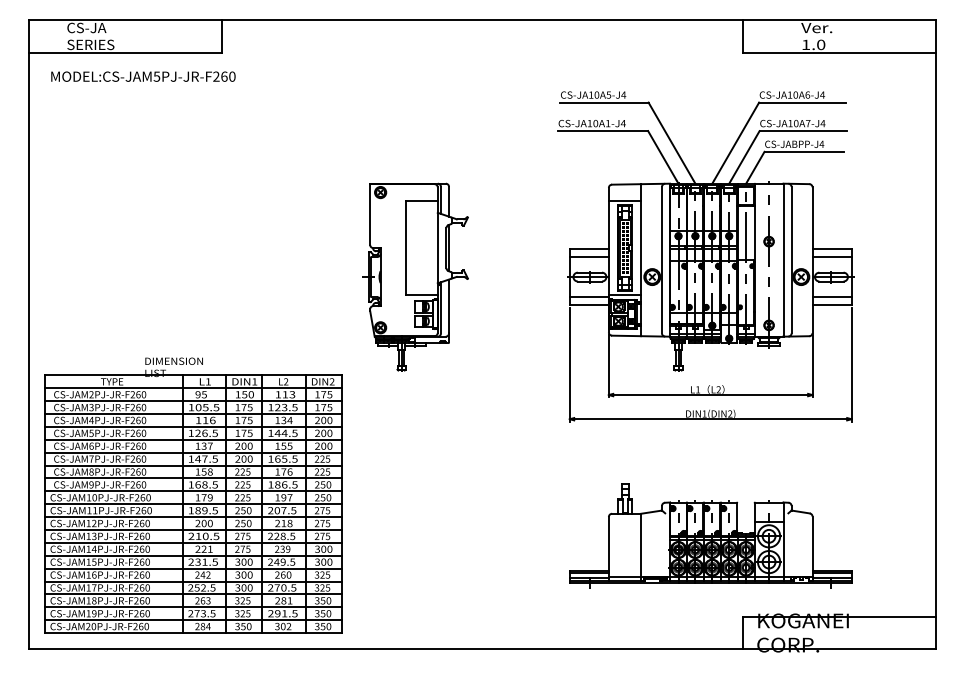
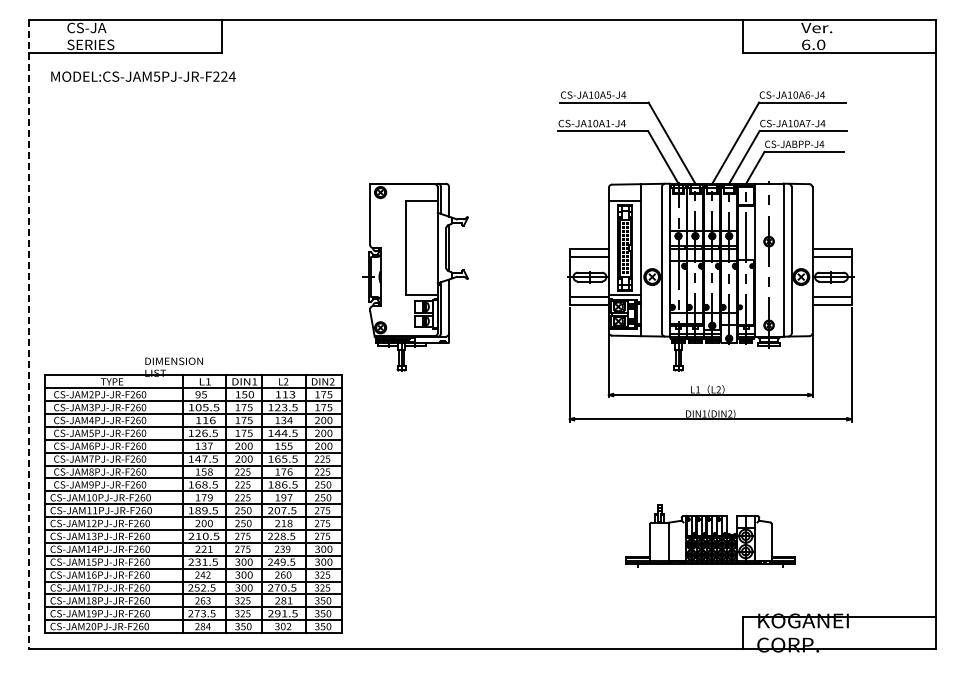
text: 1.0 -> 6.0 (806, 44)
text: MODEL:CS-JAM5PJ-JR-F260 -> MODEL:CS-JAM5PJ-JR-F224 (228, 76)
line: solid -> dashed (28, 335)
part size: 284x106 px -> 171x64 px (710, 535)
